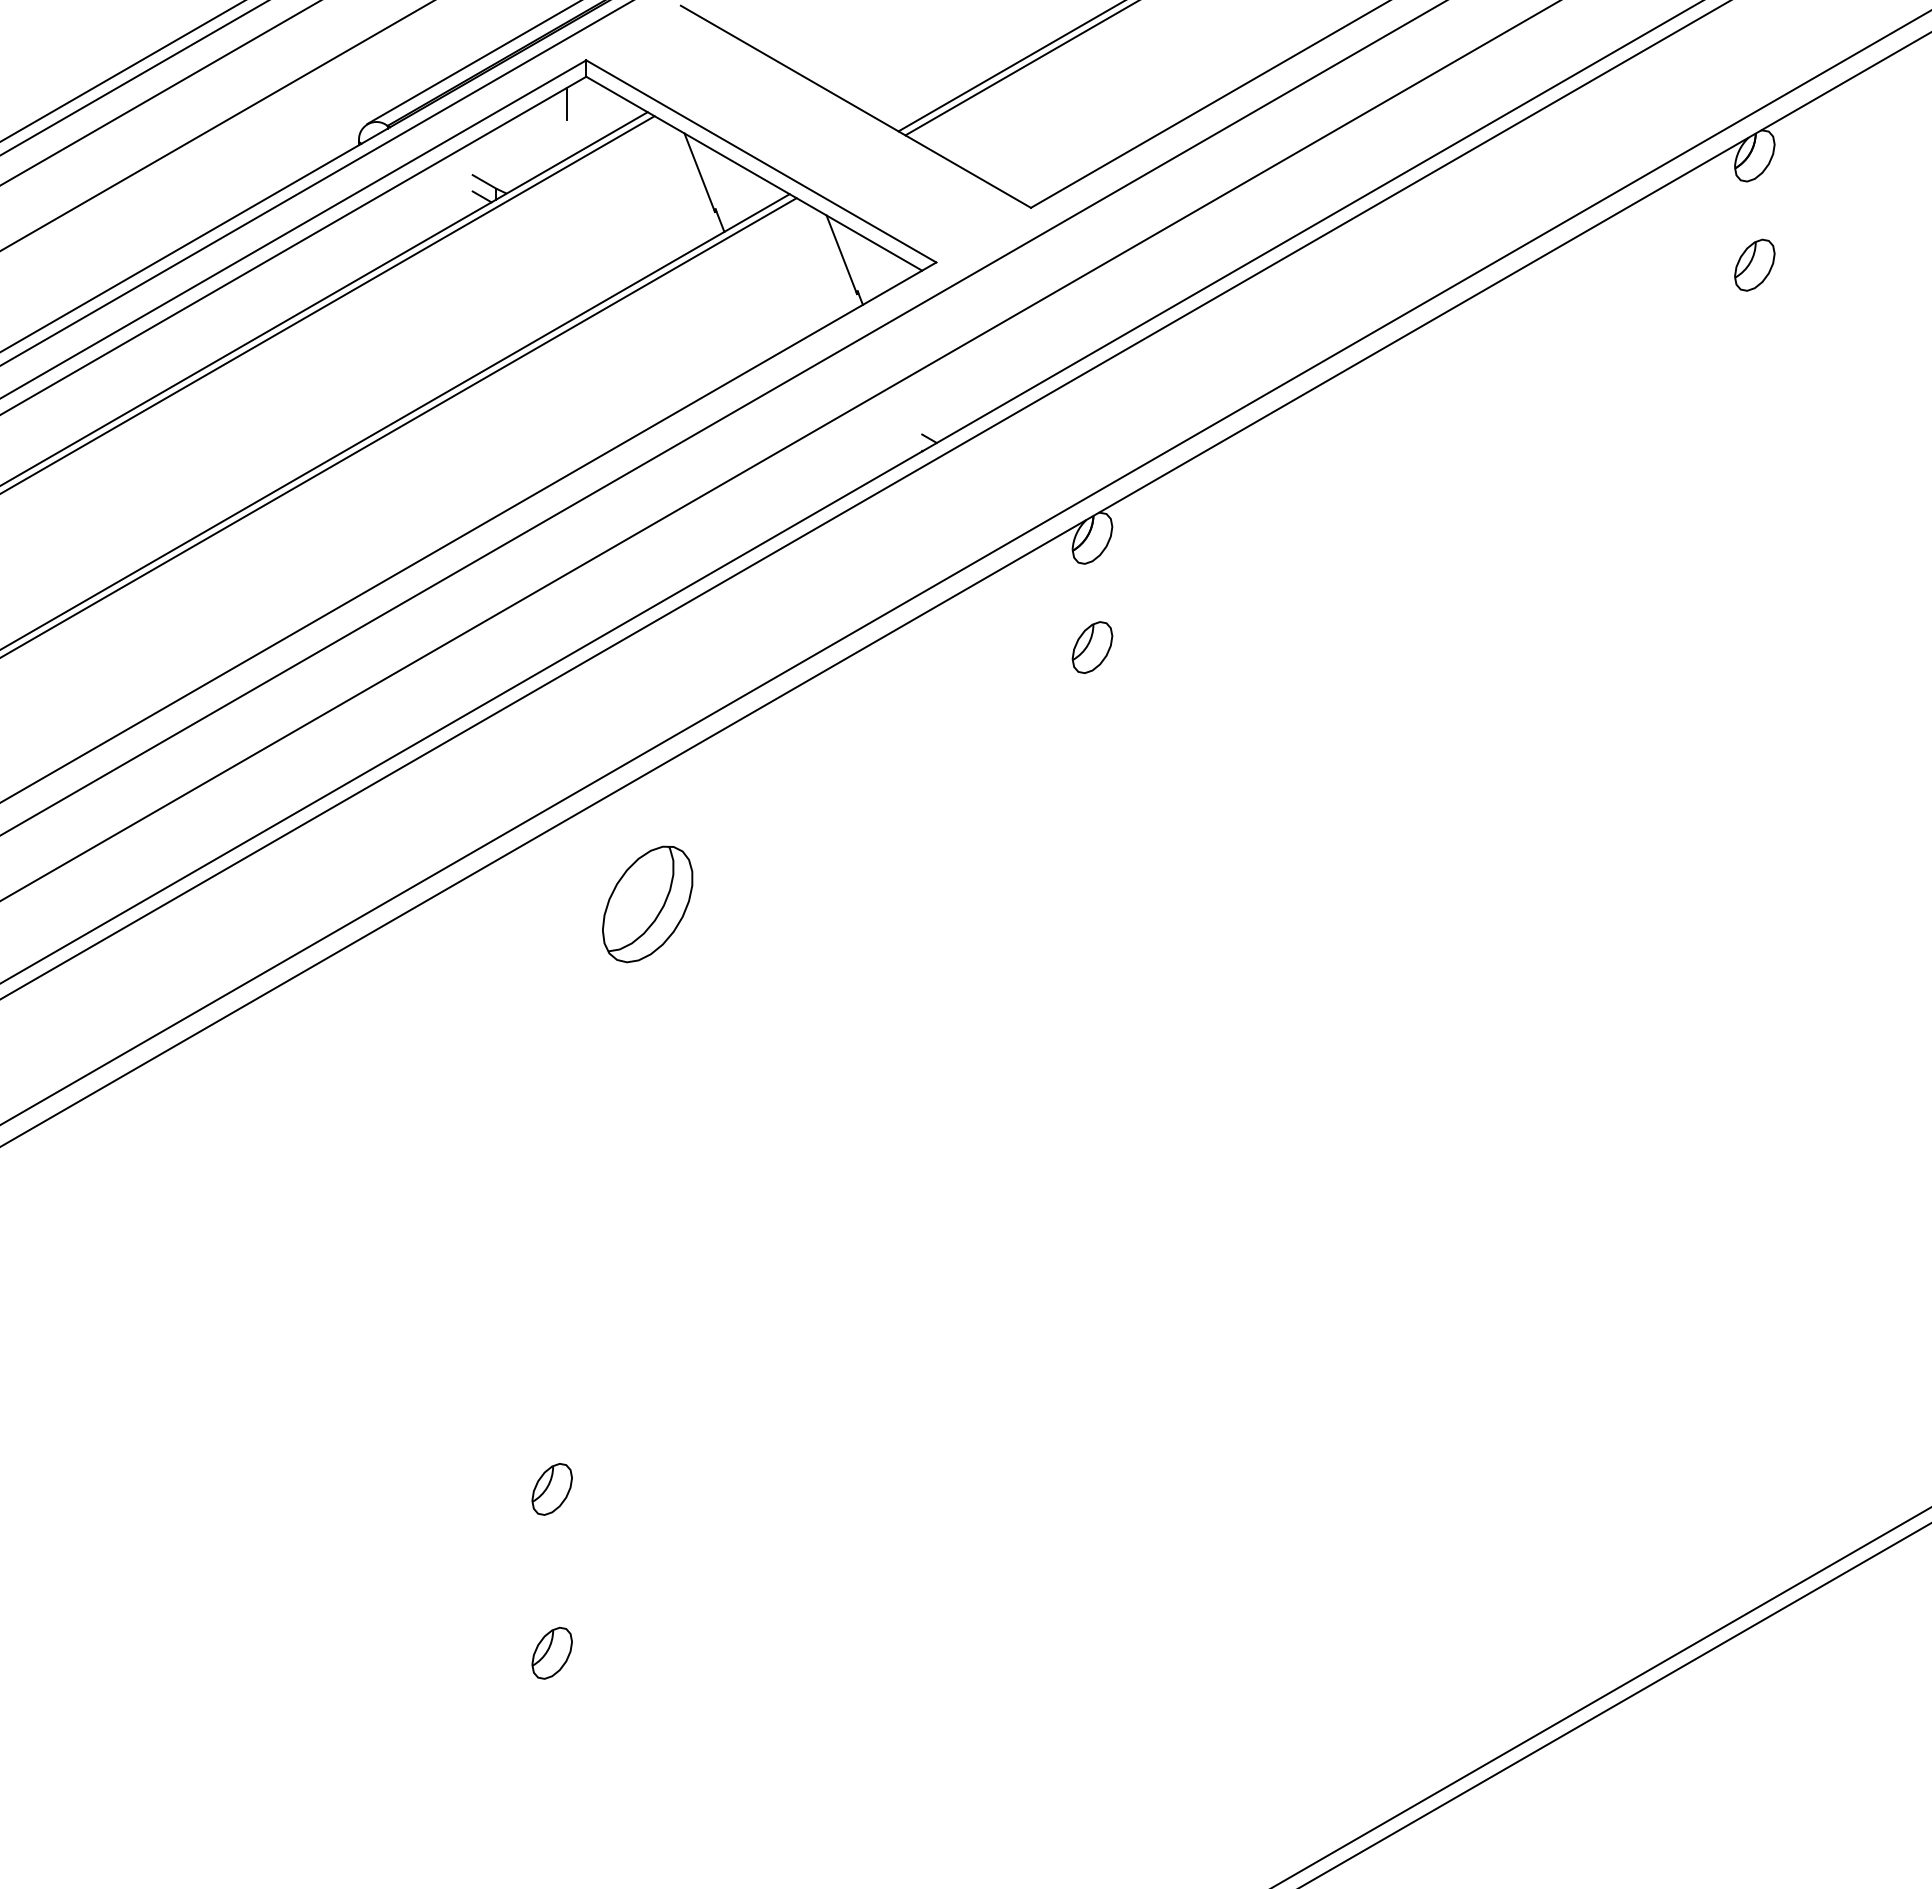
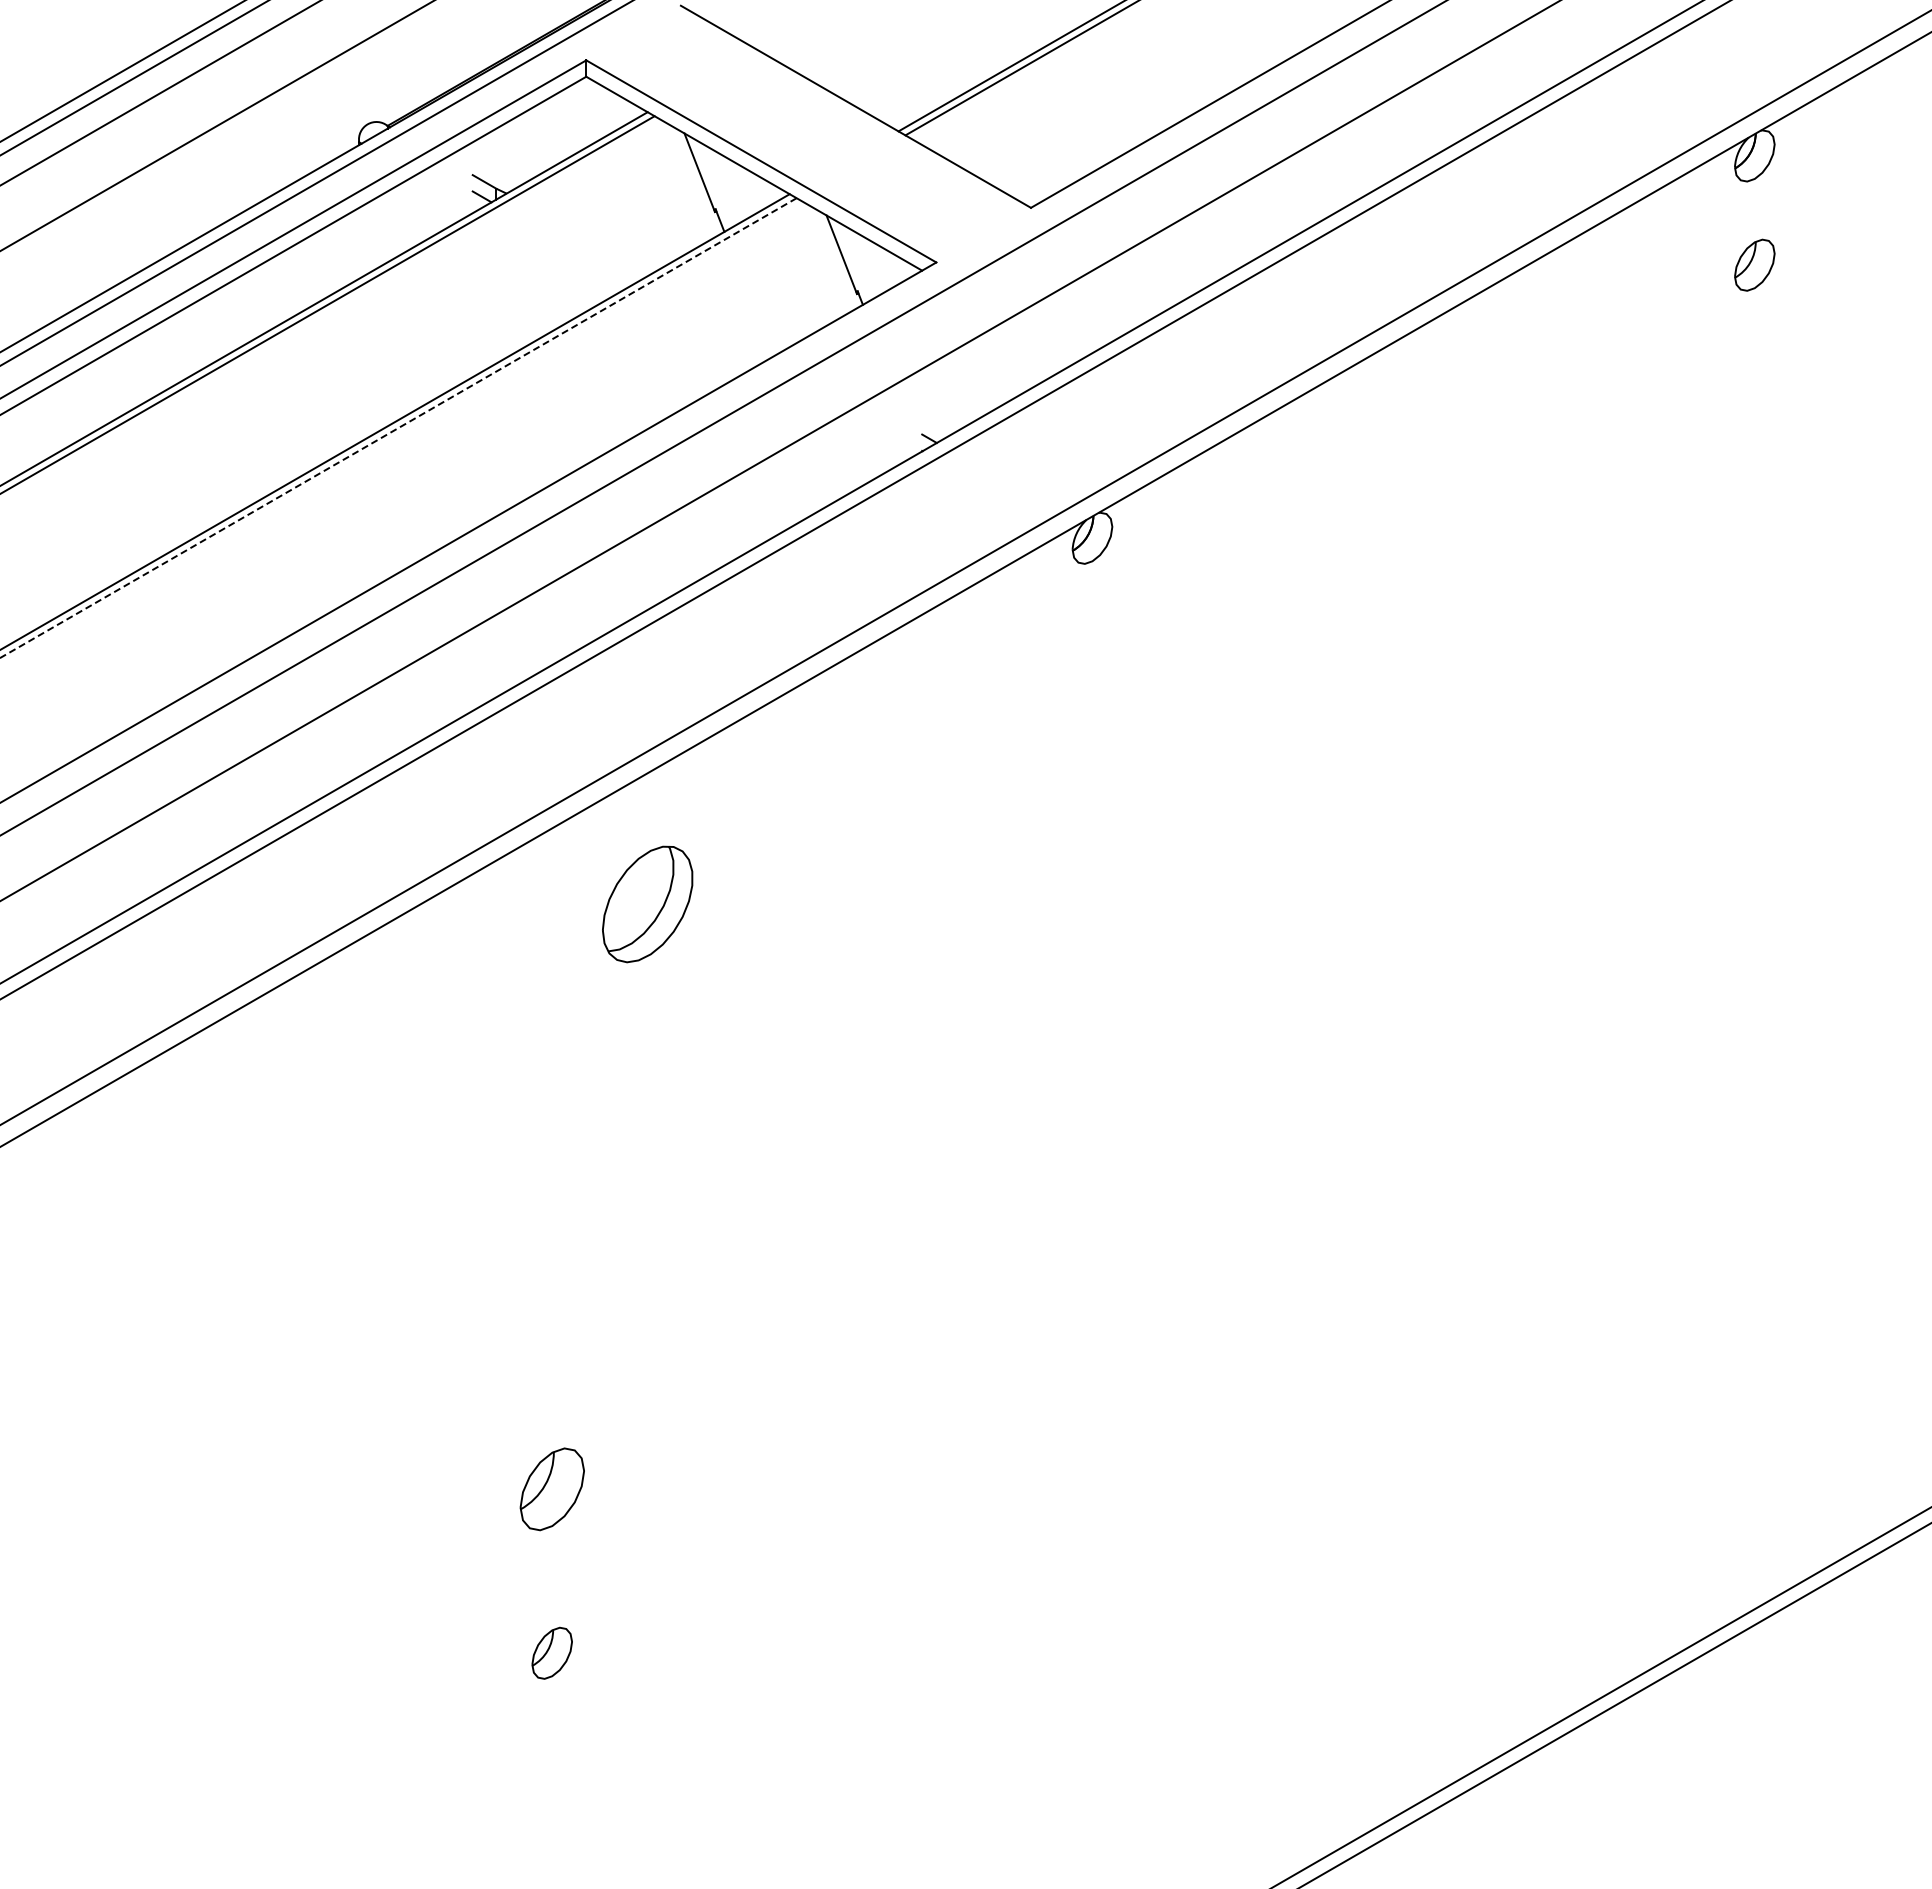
line: present -> none (472, 62)
line: present -> none (567, 103)
line: solid -> dashed (398, 428)
part: present -> none (1092, 647)
part size: 42x53 px -> 66x85 px (551, 1489)
